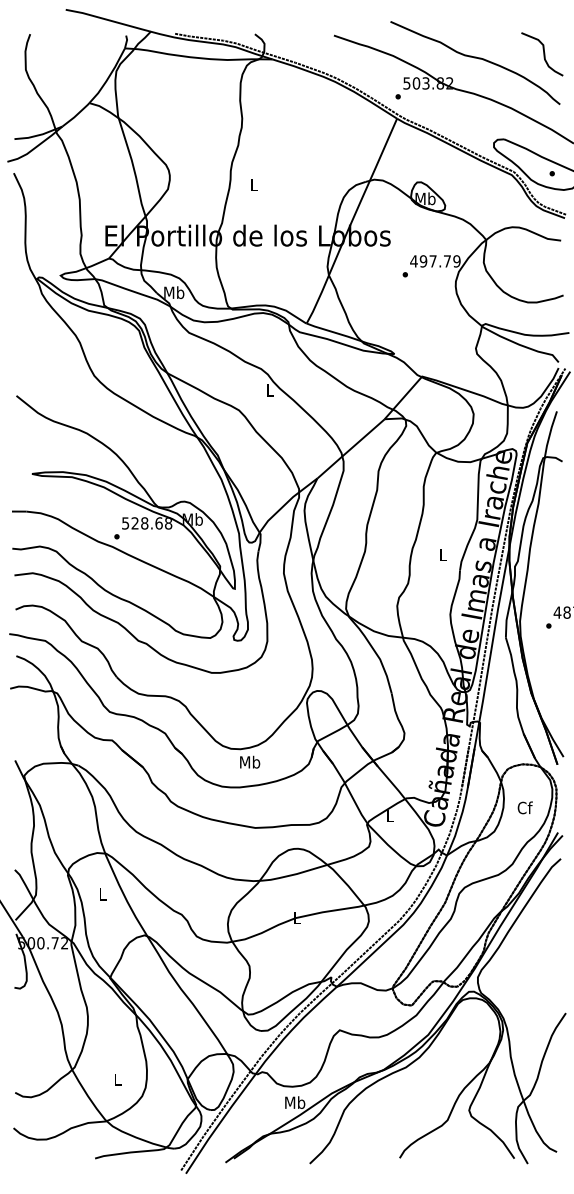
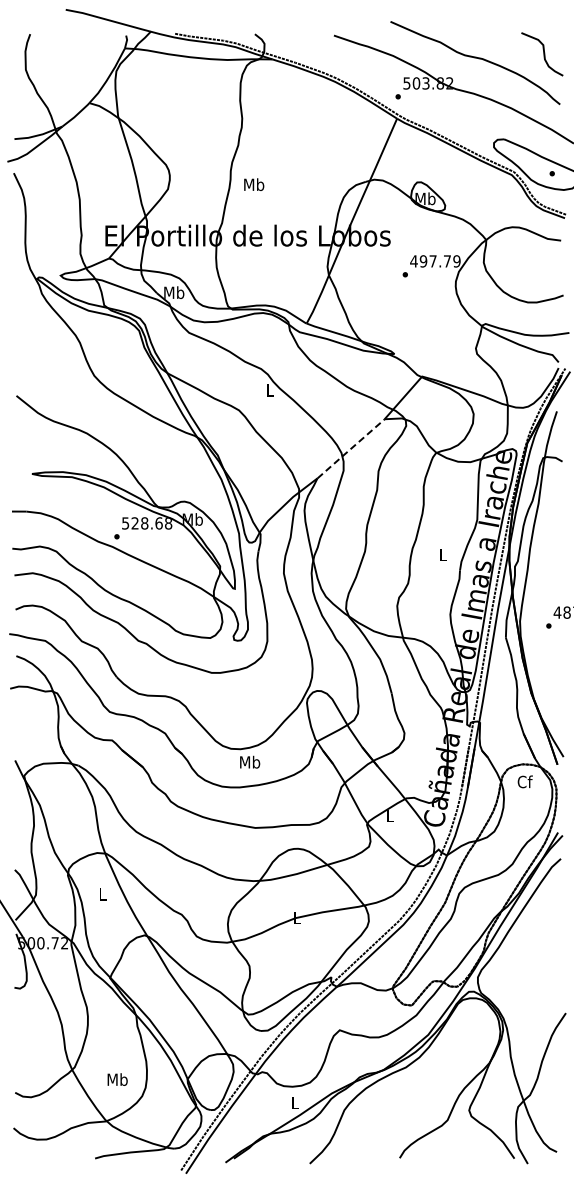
text: L -> Mb (254, 184)
line: solid -> dashed (350, 449)
text position: (524, 807) -> (524, 781) (524, 781)
text: L -> Mb (117, 1079)
text: Mb -> L (295, 1102)
